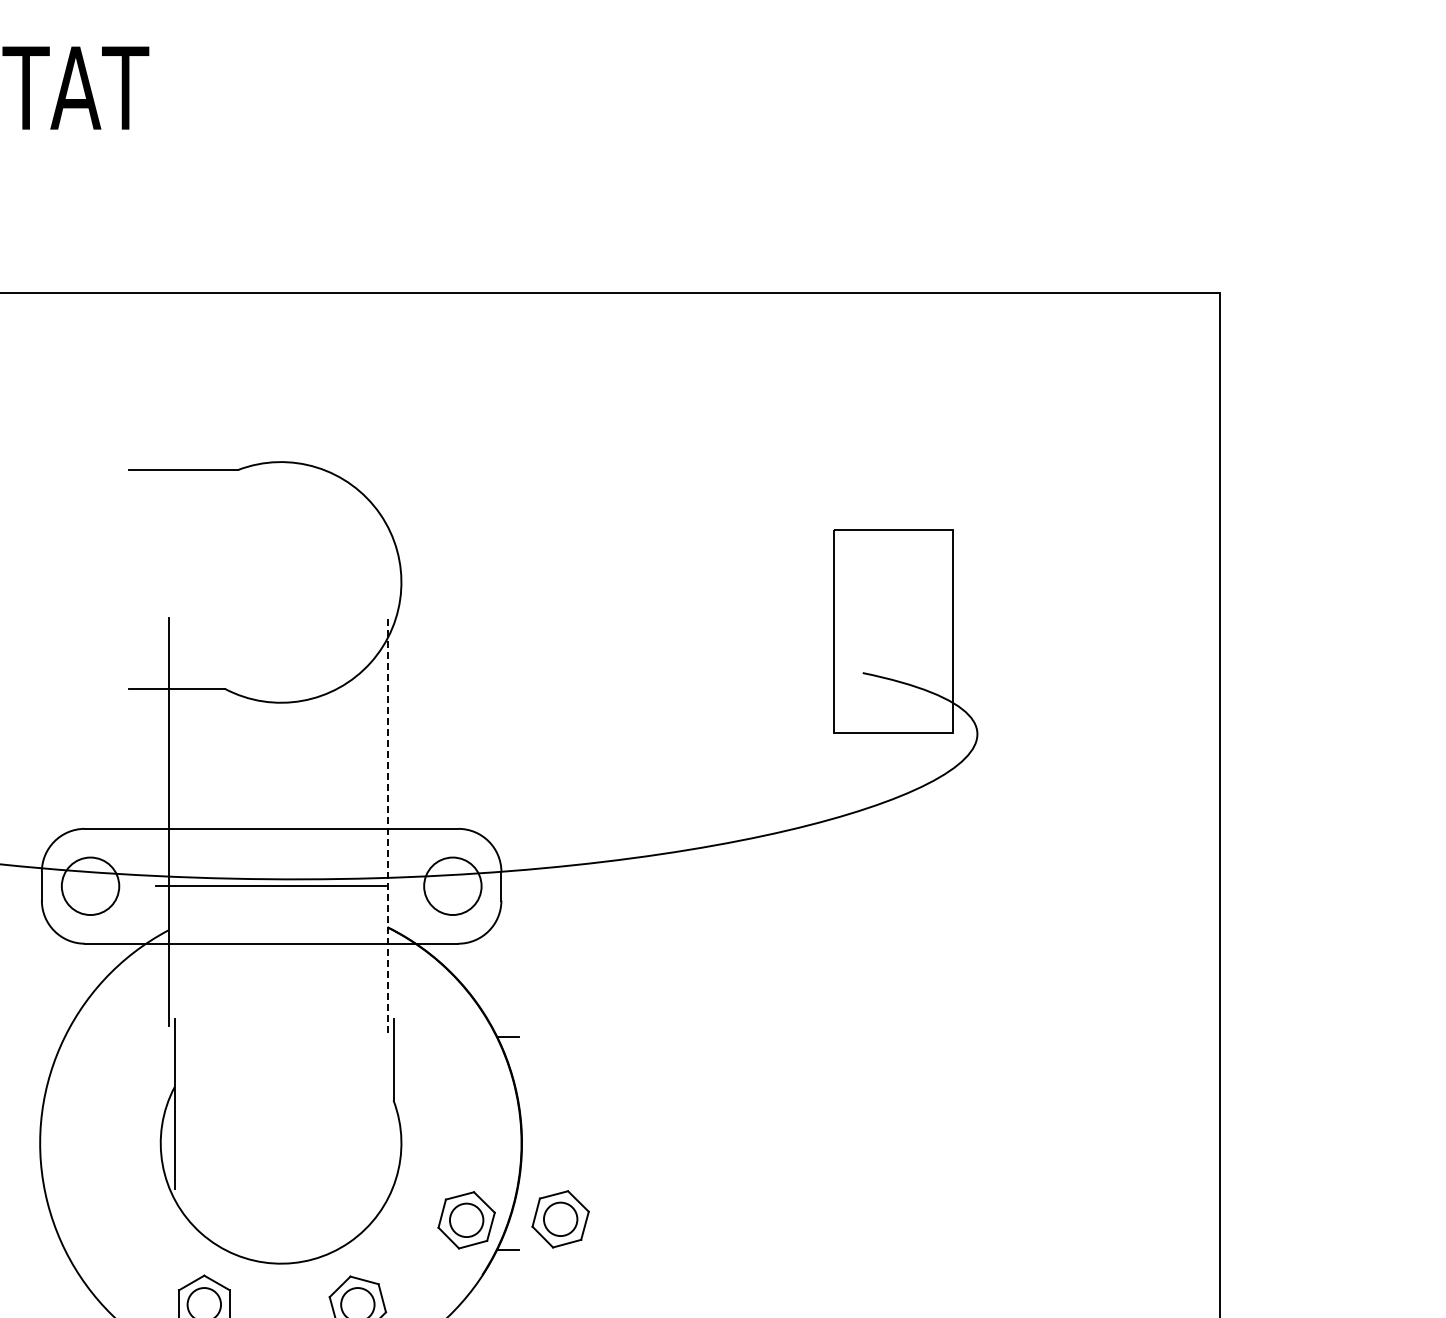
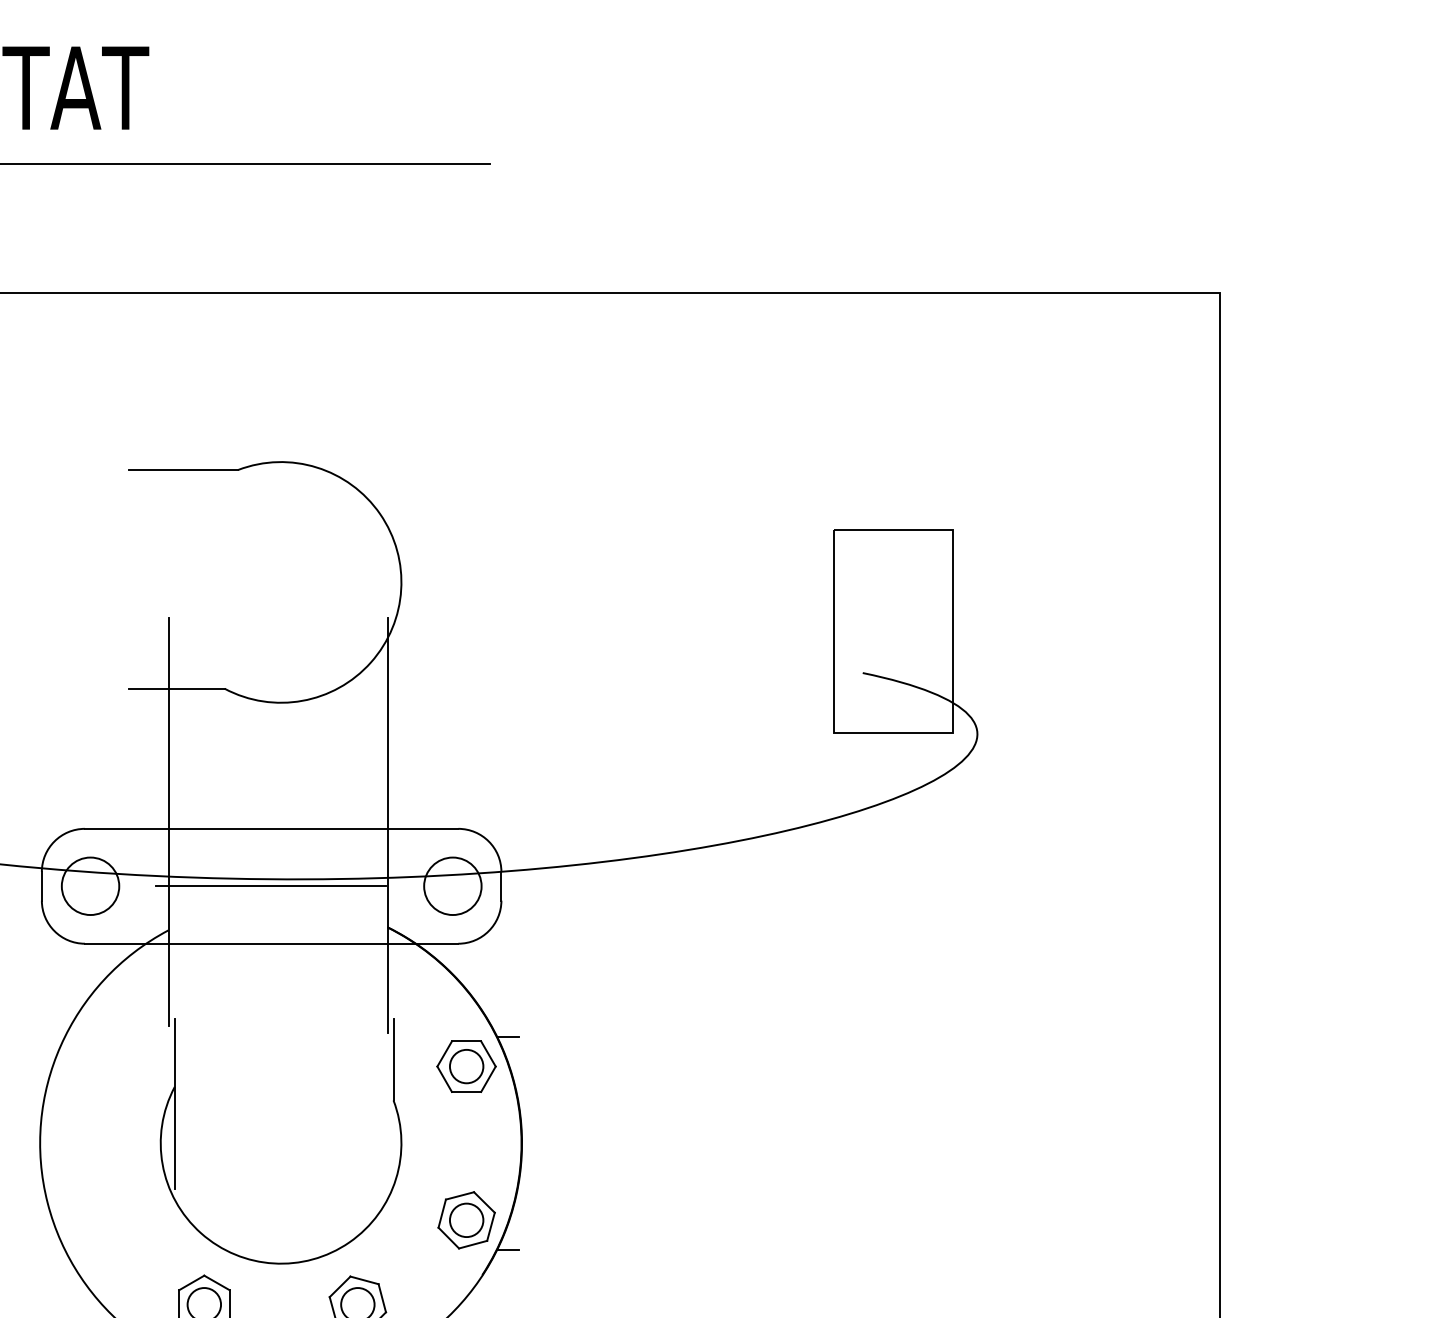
line: none -> present (245, 164)
line: dashed -> solid (387, 825)
part: none -> present (466, 1066)
part: present -> none (560, 1219)
